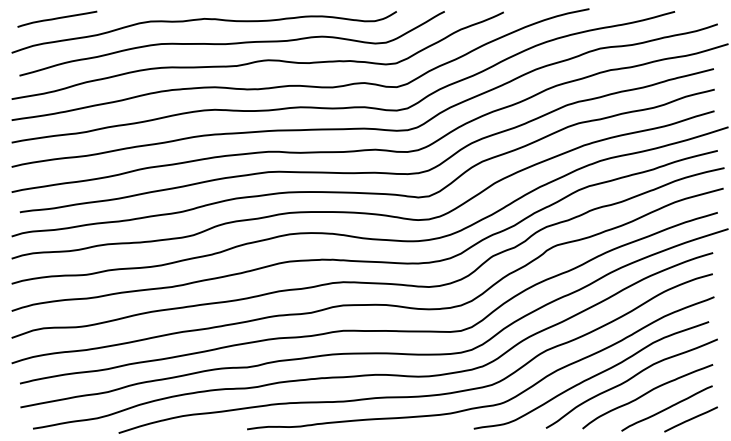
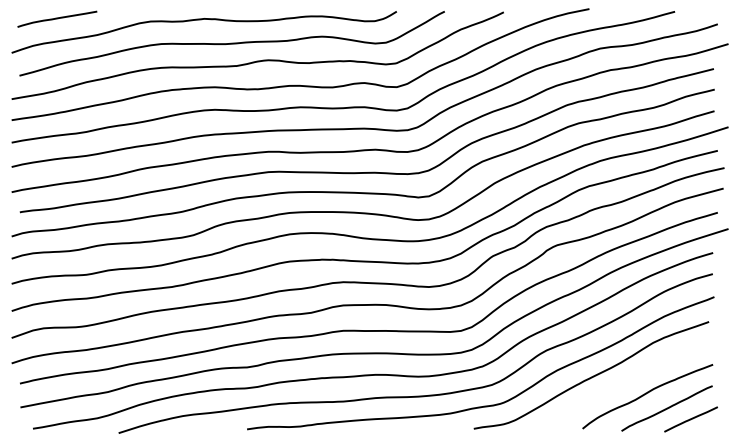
curve: present -> none (629, 380)
